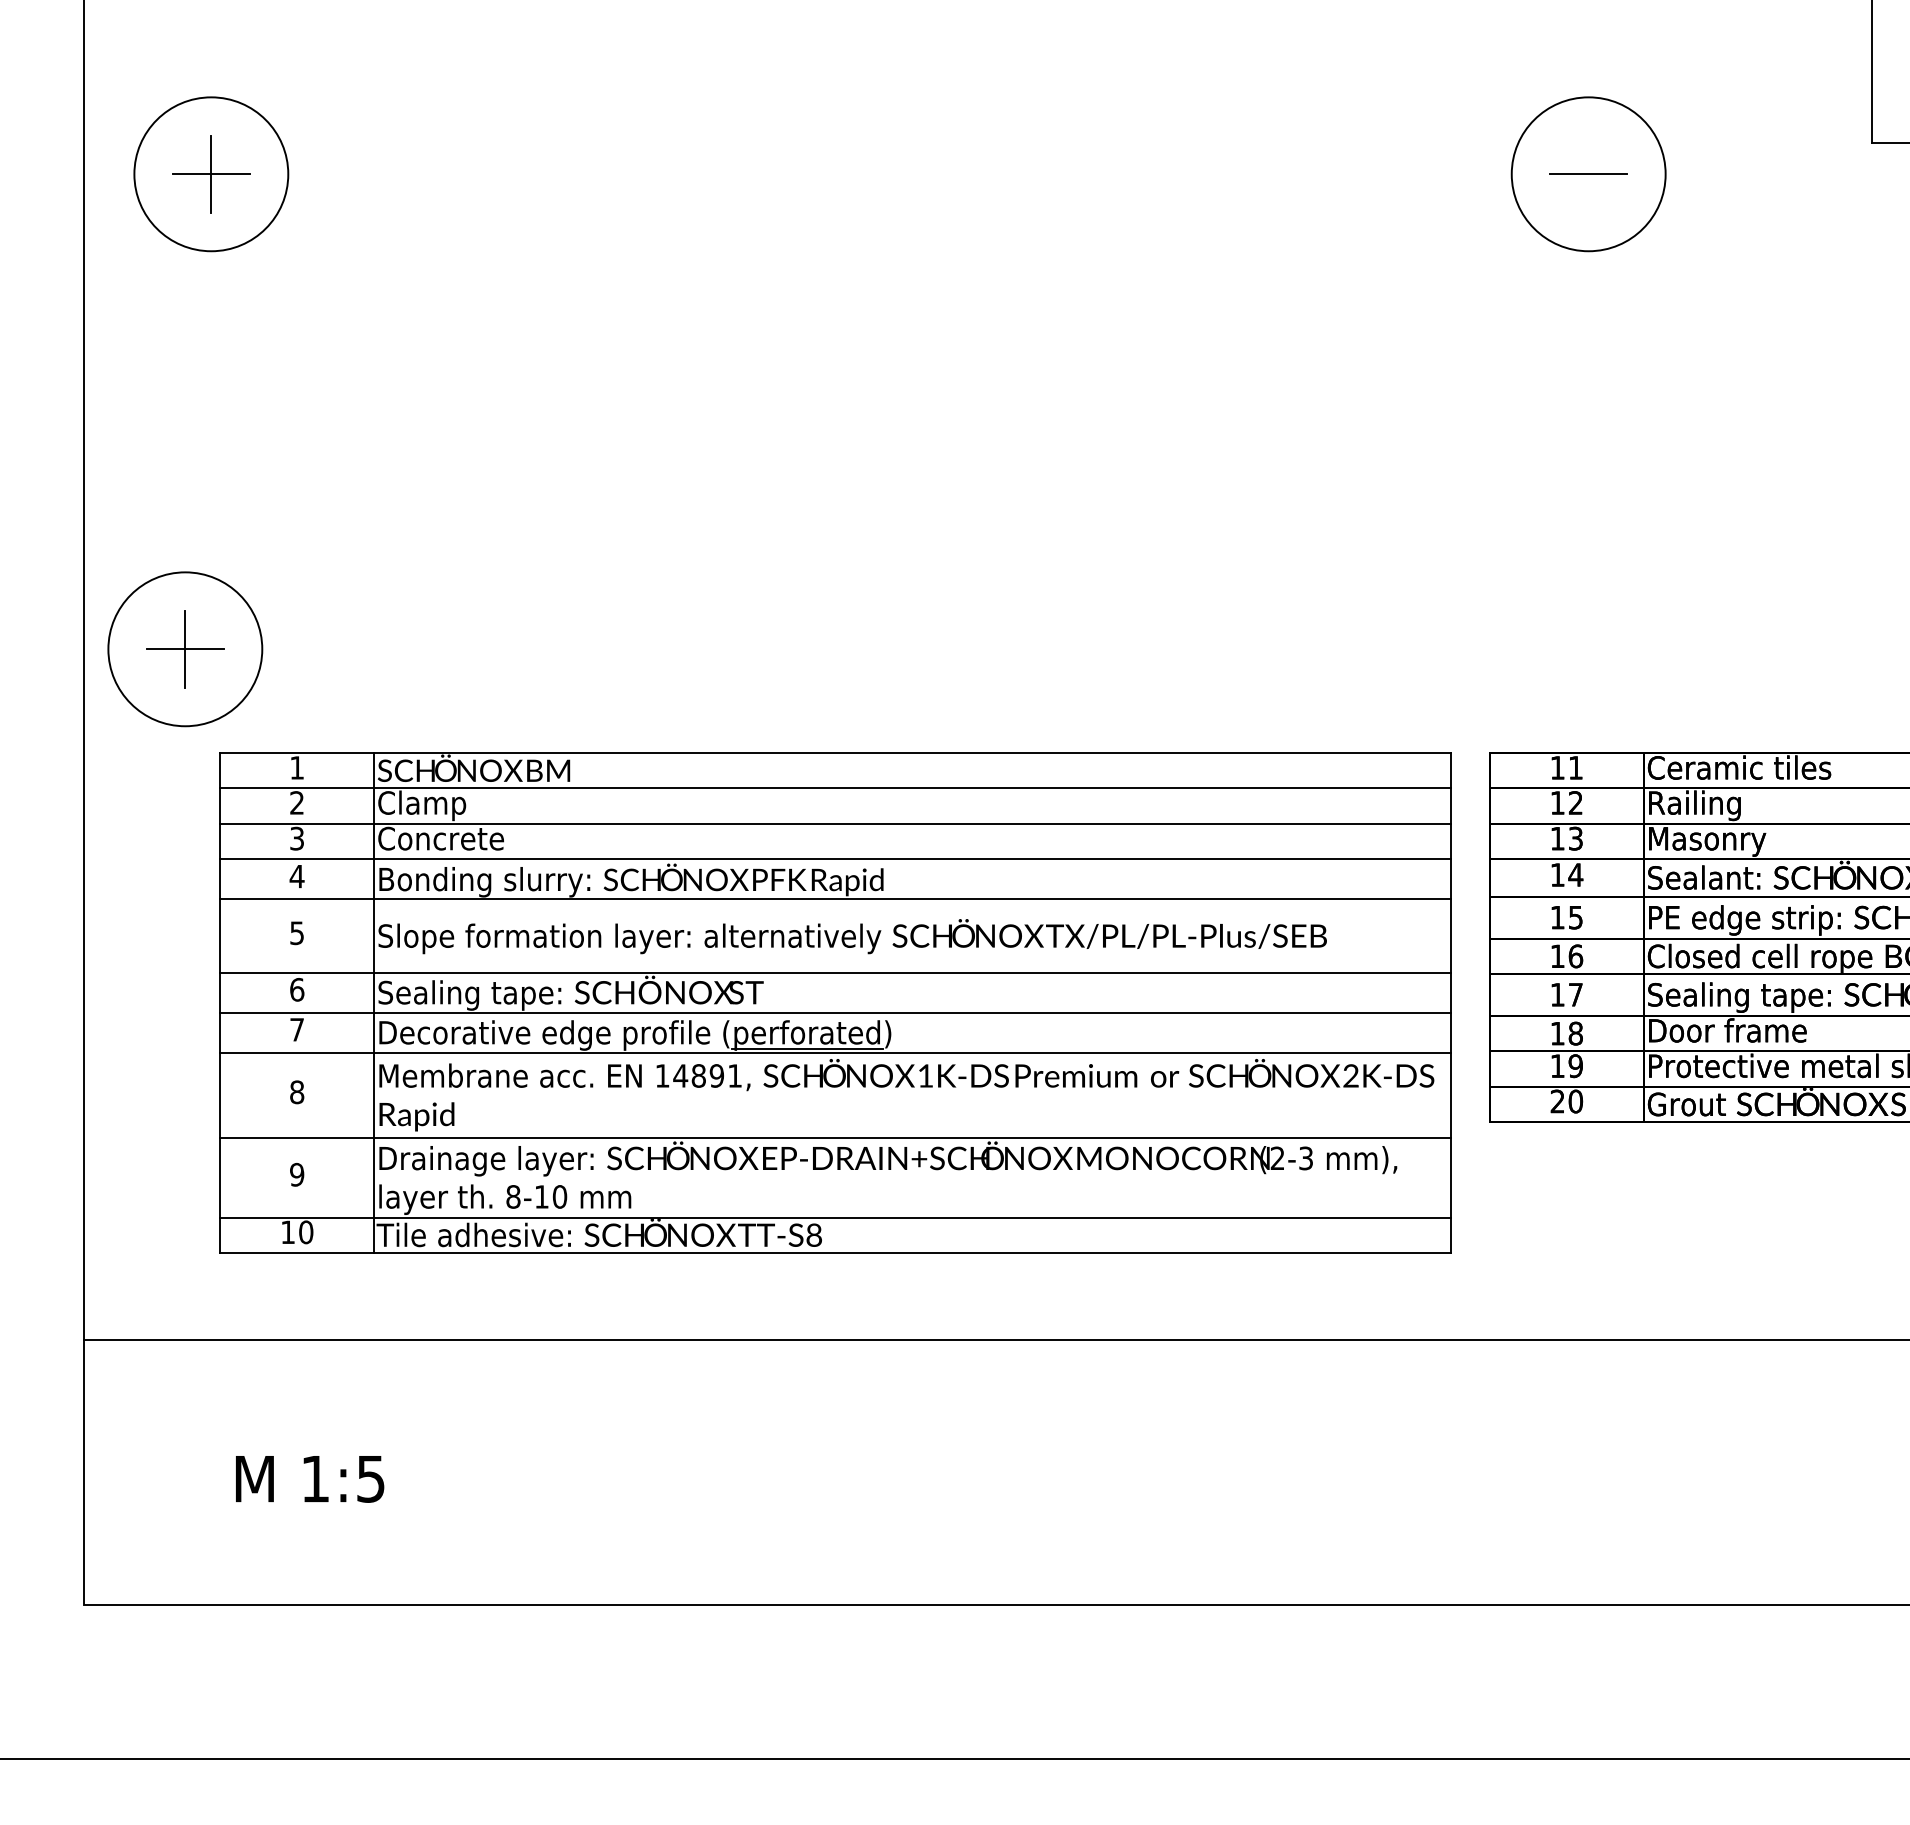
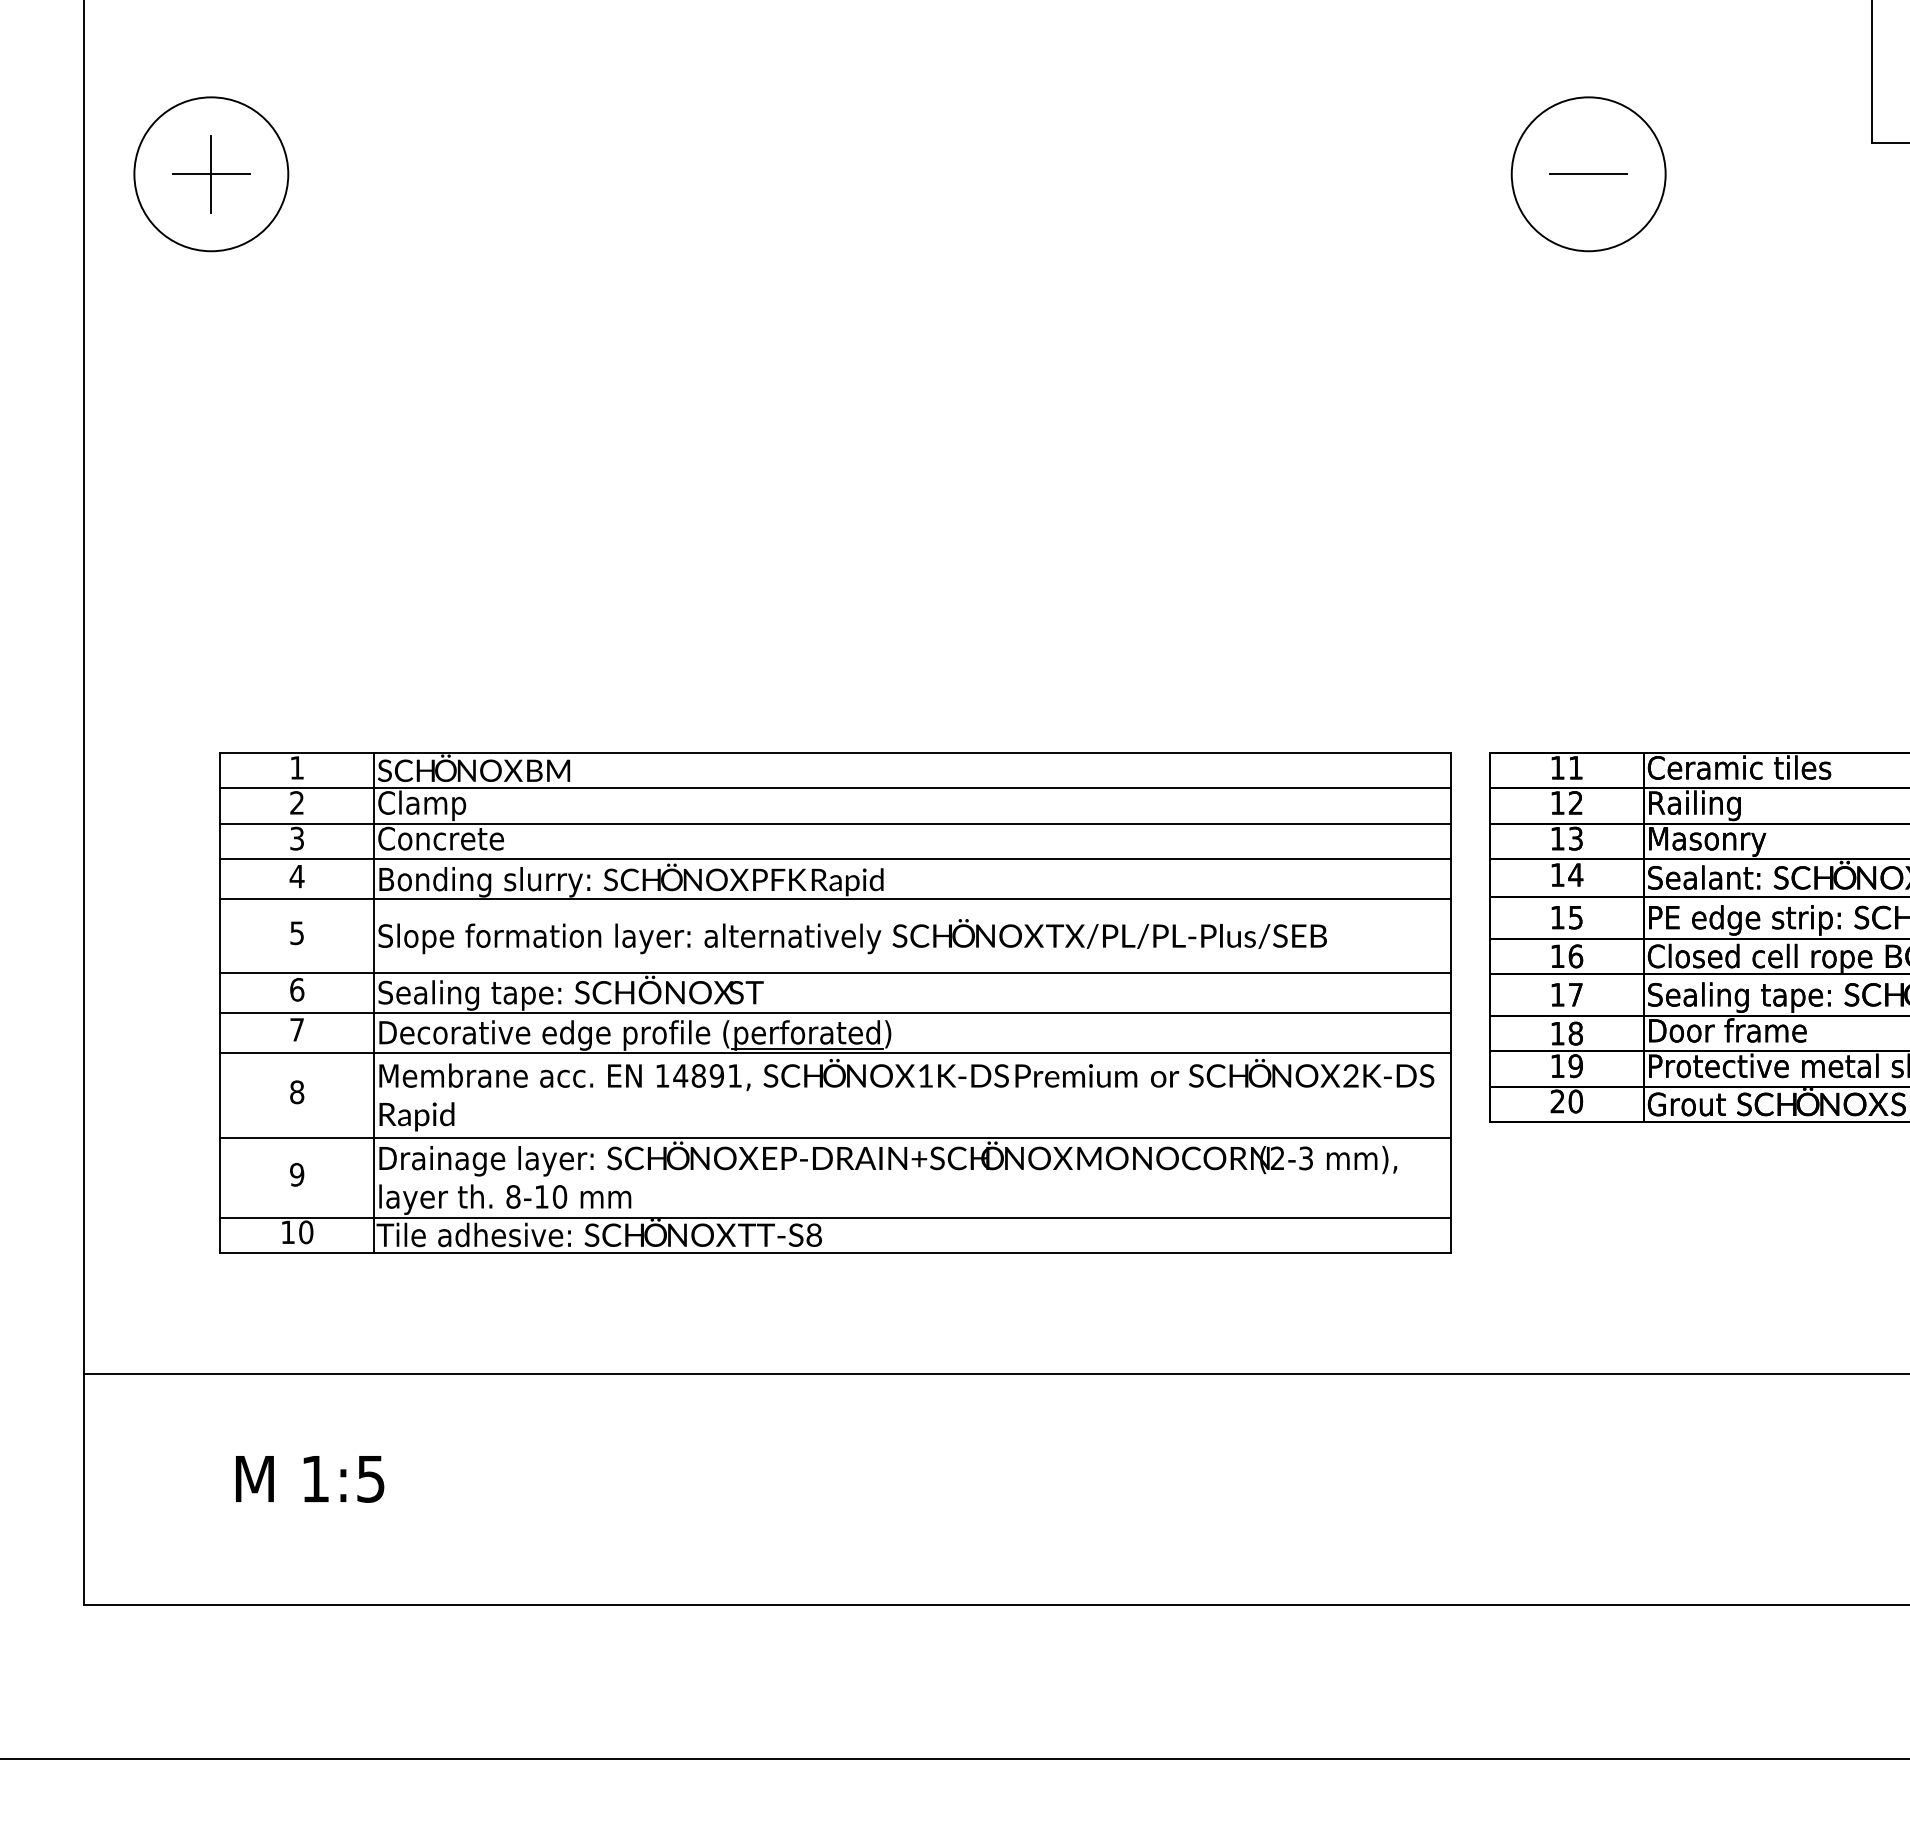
part: present -> none (185, 649)
line position: (994, 1340) -> (994, 1374) (994, 1374)
